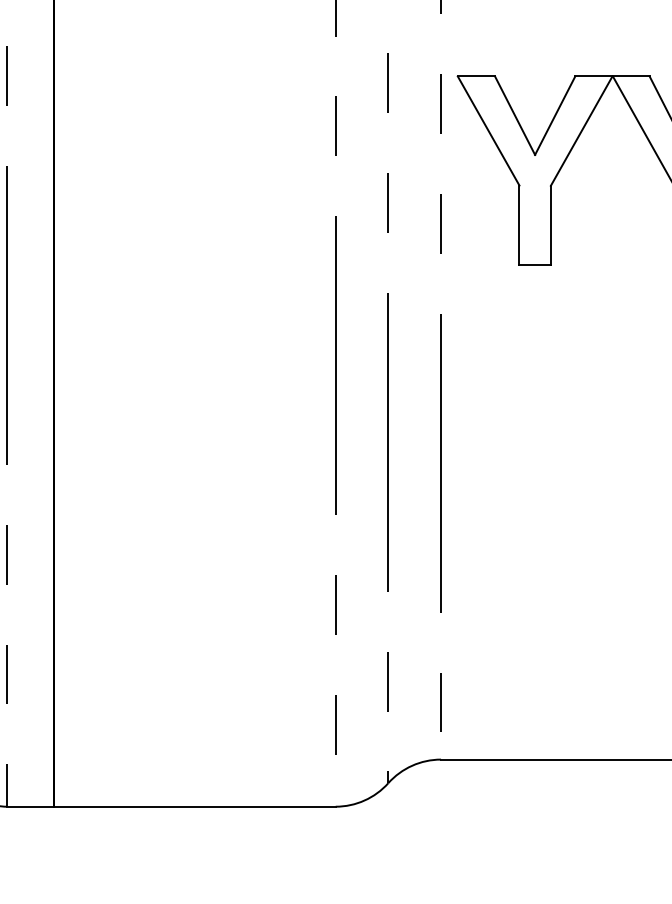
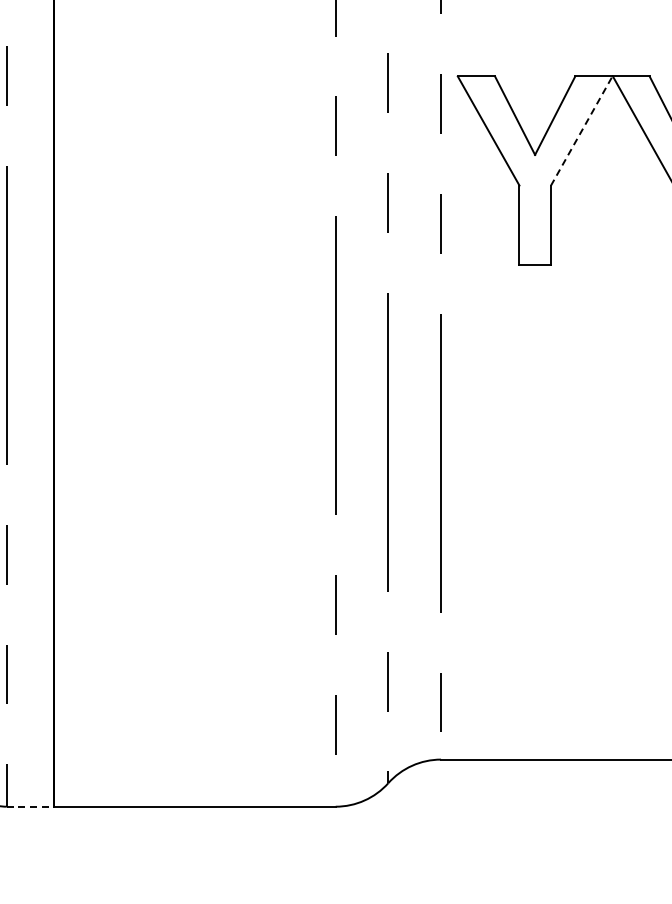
line: solid -> dashed (581, 131)
line: solid -> dashed (30, 806)
